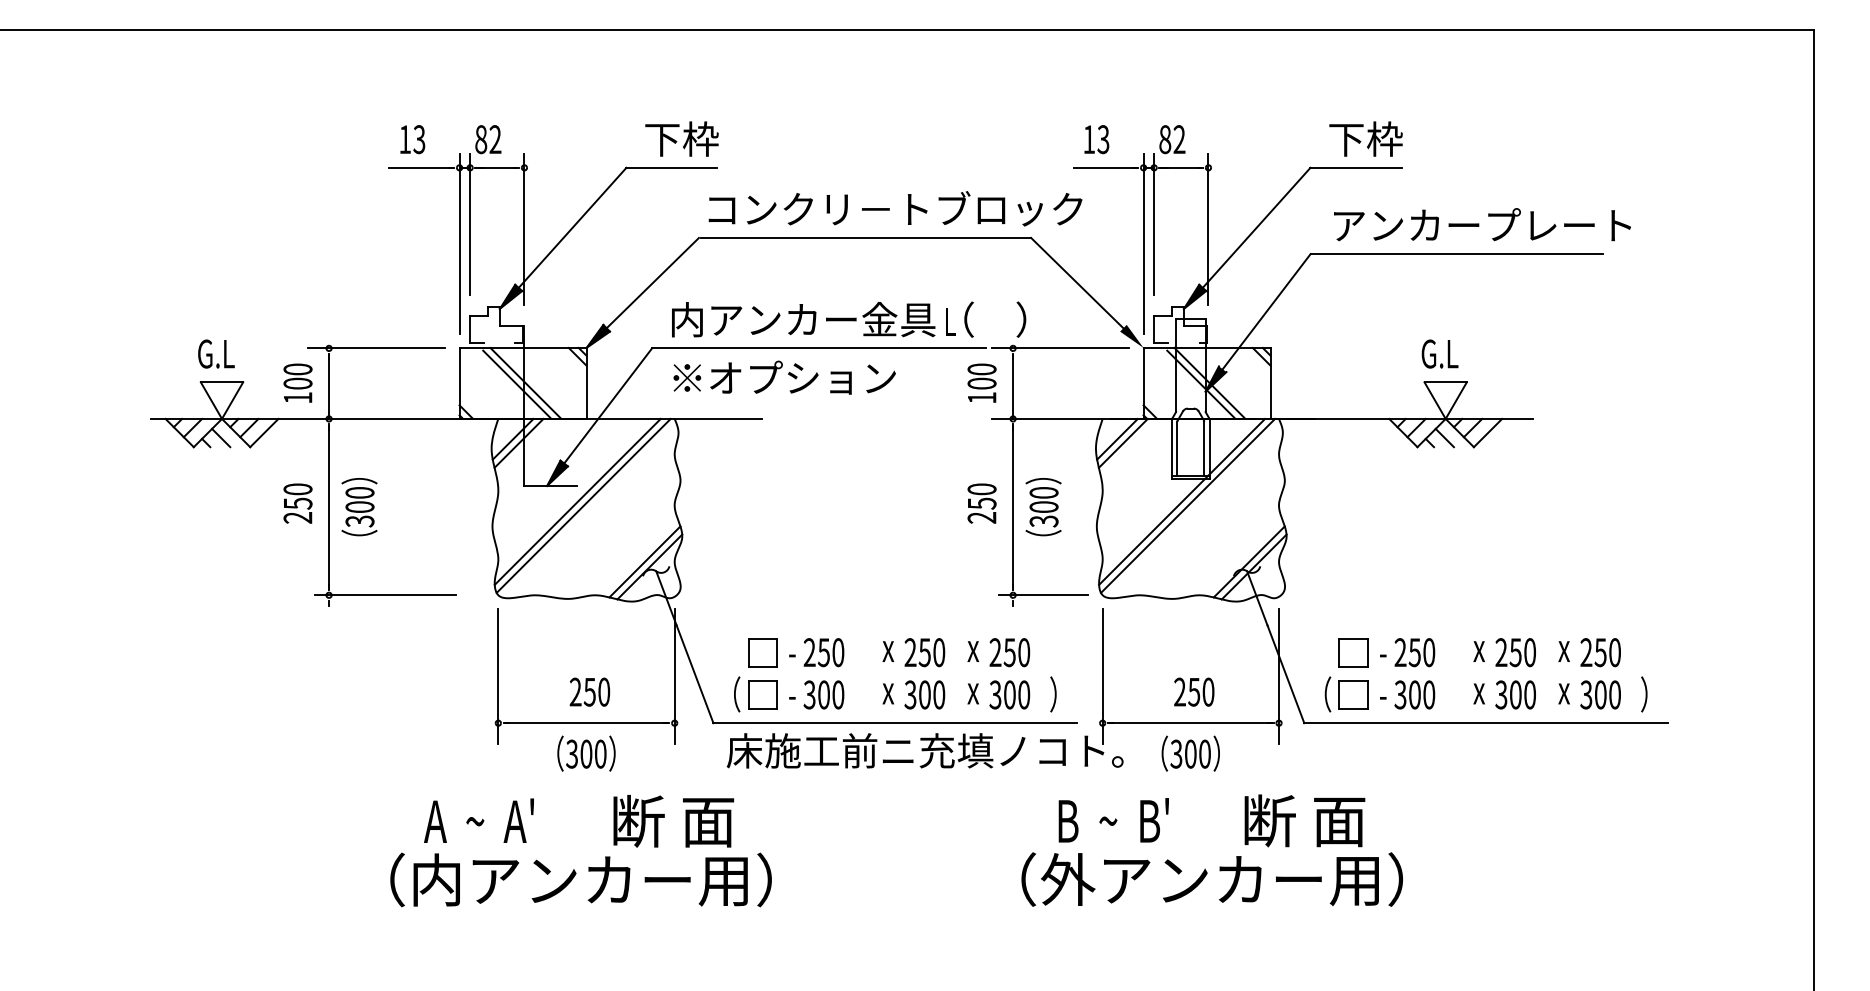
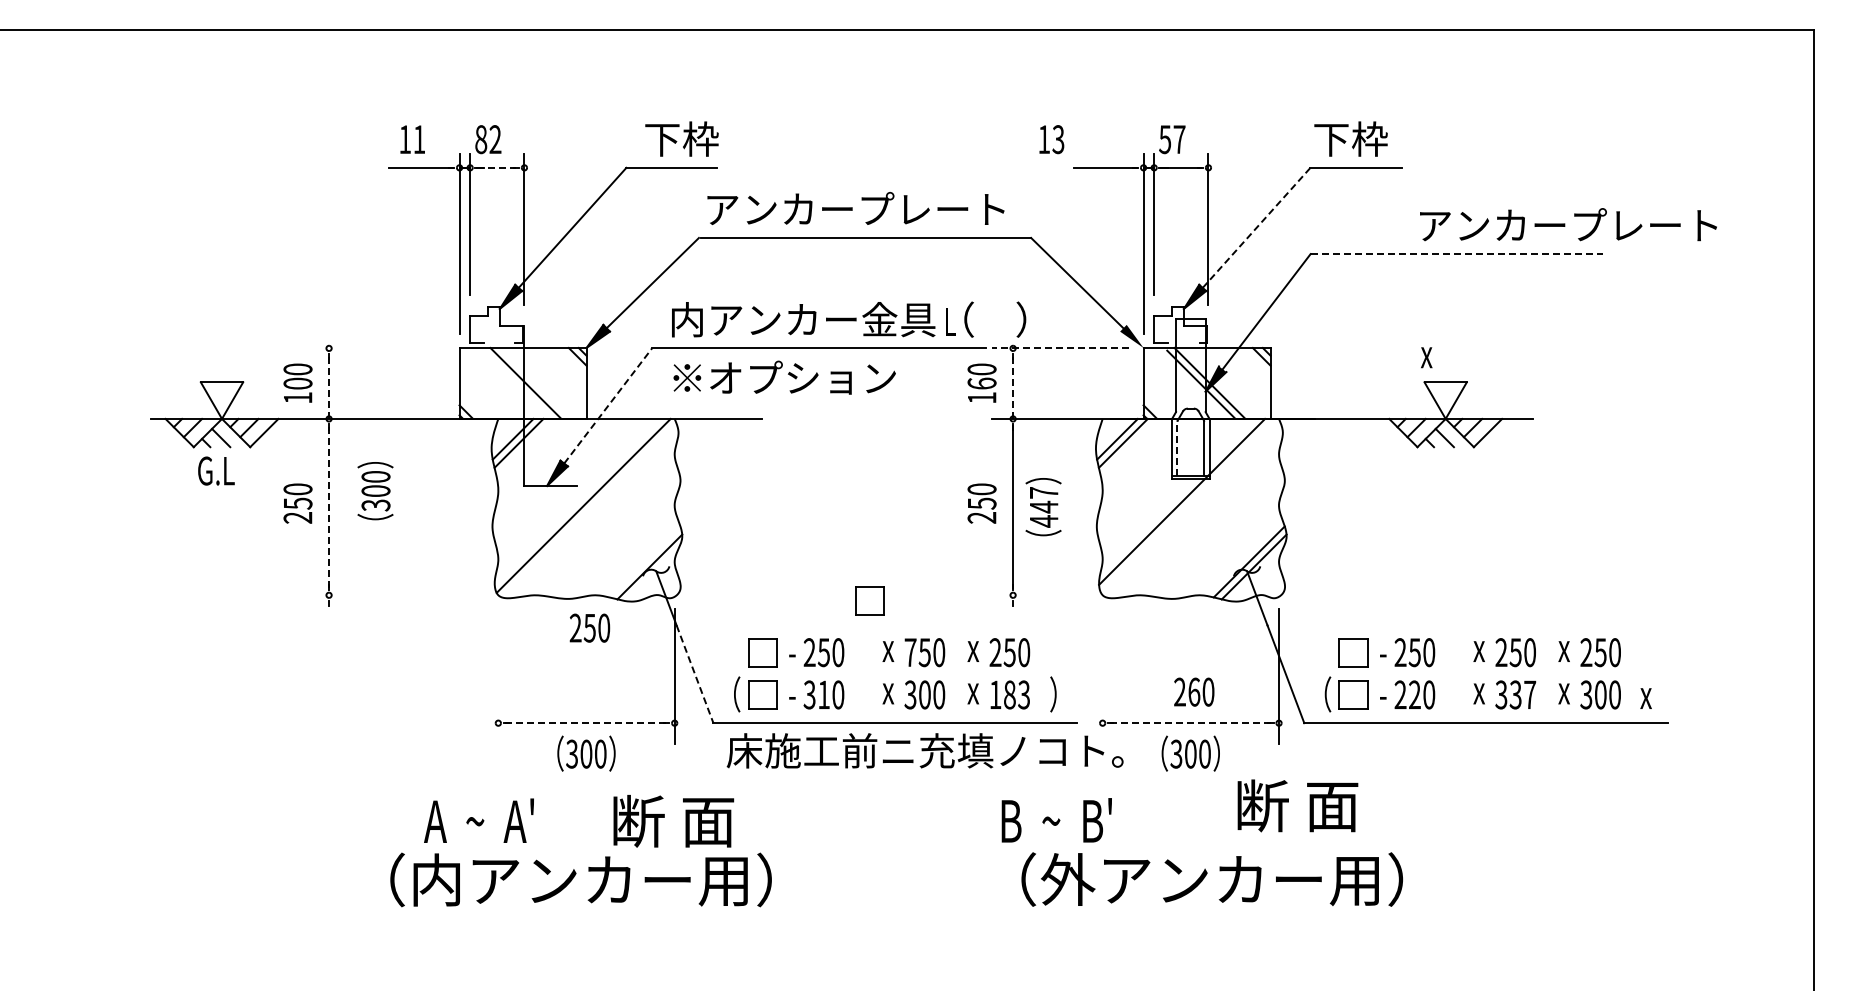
text position: (1365, 138) -> (1350, 138) (1350, 138)
text: 13 -> 11 (419, 139)
text position: (1096, 139) -> (1051, 139) (1051, 139)
text: 82 -> 57 (1172, 139)
line: solid -> dashed (496, 167)
text: コンクリ－トブロック -> アンカープレート (894, 208)
text position: (1482, 224) -> (1568, 224) (1568, 224)
line: solid -> dashed (1256, 227)
line: solid -> dashed (1457, 254)
line: present -> none (376, 348)
line: solid -> dashed (1060, 348)
text position: (216, 353) -> (216, 470) (216, 470)
text: G.L -> x (1439, 353)
text: 100 -> 160 (981, 383)
line: present -> none (517, 384)
line: solid -> dashed (329, 387)
line: solid -> dashed (1013, 387)
line: solid -> dashed (608, 405)
line: solid -> dashed (1177, 448)
line: present -> none (577, 501)
line: present -> none (1188, 505)
line: solid -> dashed (329, 506)
text position: (359, 507) -> (375, 491) (375, 491)
text: 300 -> 447 (1043, 507)
line: present -> none (644, 561)
line: present -> none (385, 595)
line: present -> none (1042, 595)
part: none -> present (869, 600)
text: 250 -> 750 (910, 652)
line: solid -> dashed (695, 674)
line: present -> none (498, 676)
line: present -> none (1102, 676)
text position: (589, 691) -> (589, 627) (589, 627)
text: 250 -> 260 (1194, 691)
text: 300 -> 310 (823, 694)
text: 300 -> 183 (1009, 694)
text: 300 -> 220 (1407, 694)
text: 300 -> 337 (1522, 694)
text: ） -> x (1645, 694)
line: solid -> dashed (587, 723)
line: solid -> dashed (1191, 723)
text position: (1113, 820) -> (1056, 820) (1056, 820)
text position: (1304, 820) -> (1297, 805) (1297, 805)
